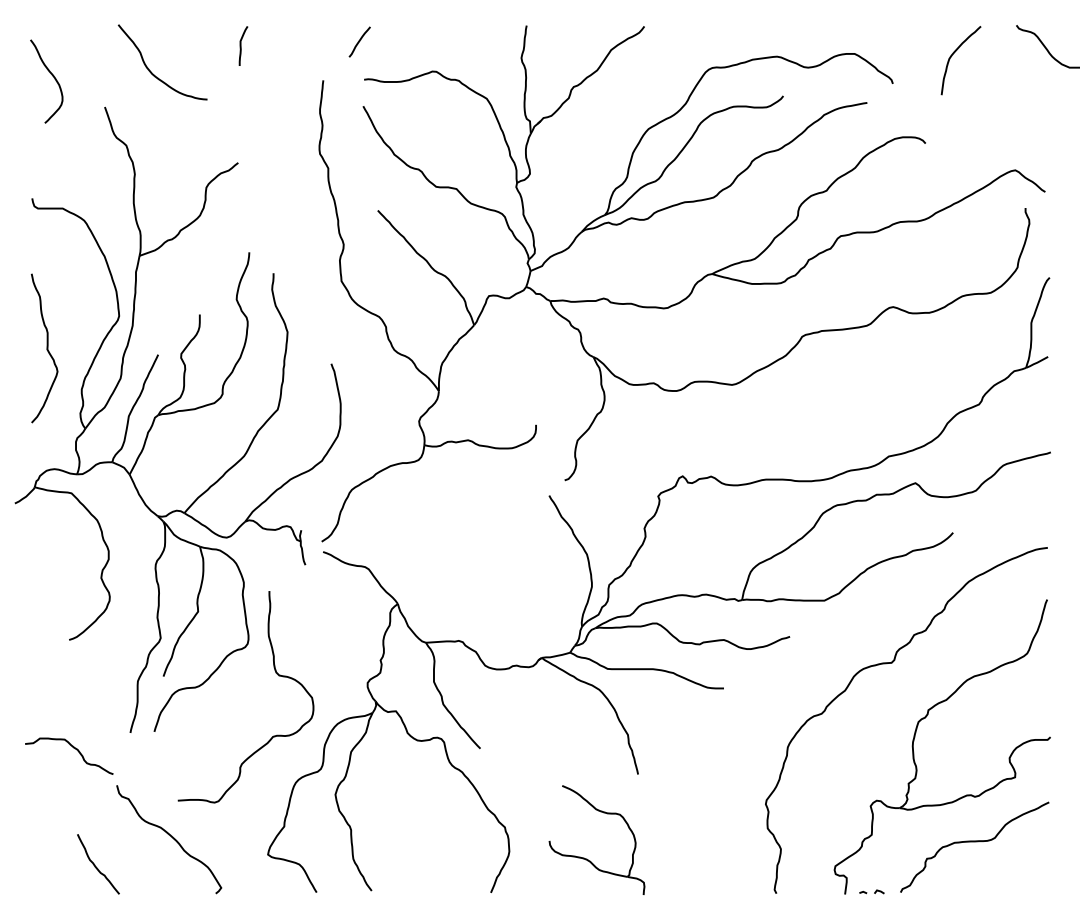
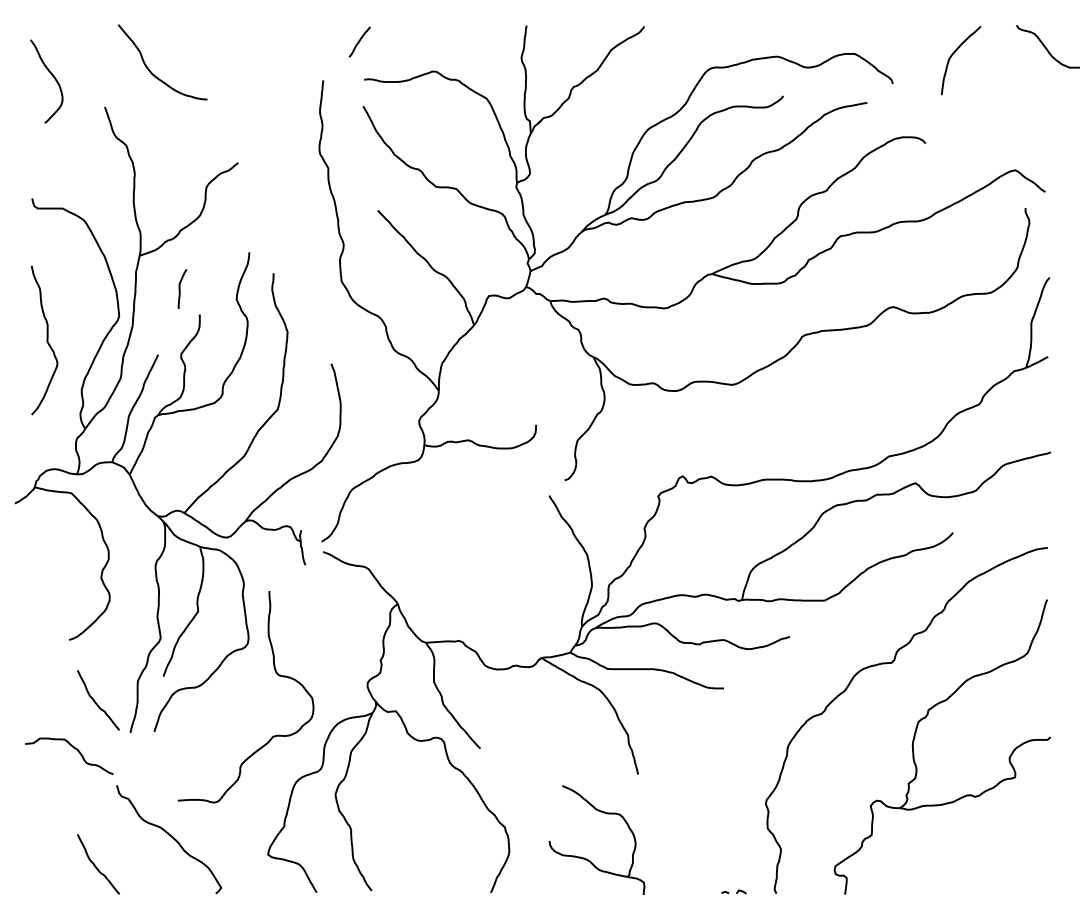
curve position: (241, 45) -> (180, 288) (180, 288)
curve position: (46, 348) -> (46, 340) (46, 340)
curve: none -> present (96, 702)
curve: present -> none (974, 842)
part position: (871, 891) -> (733, 891) (733, 891)
